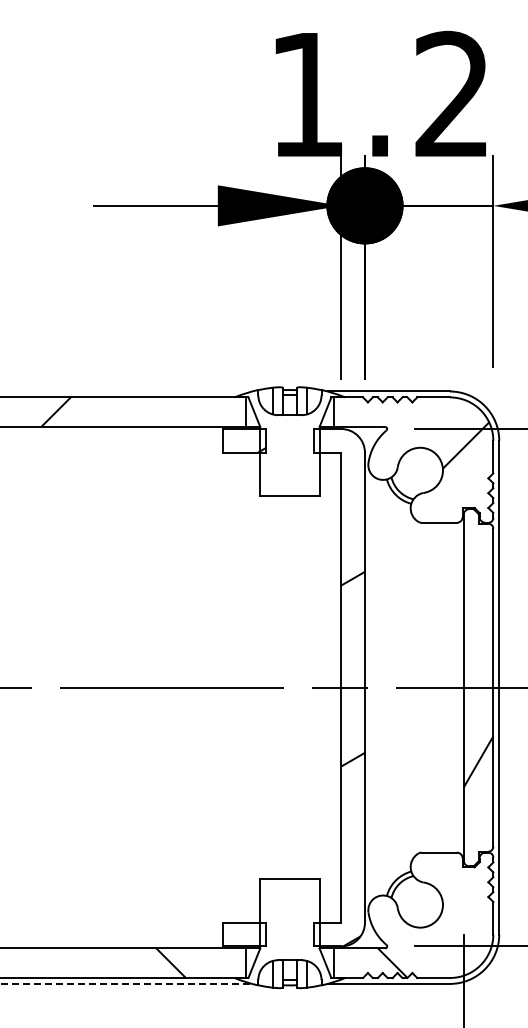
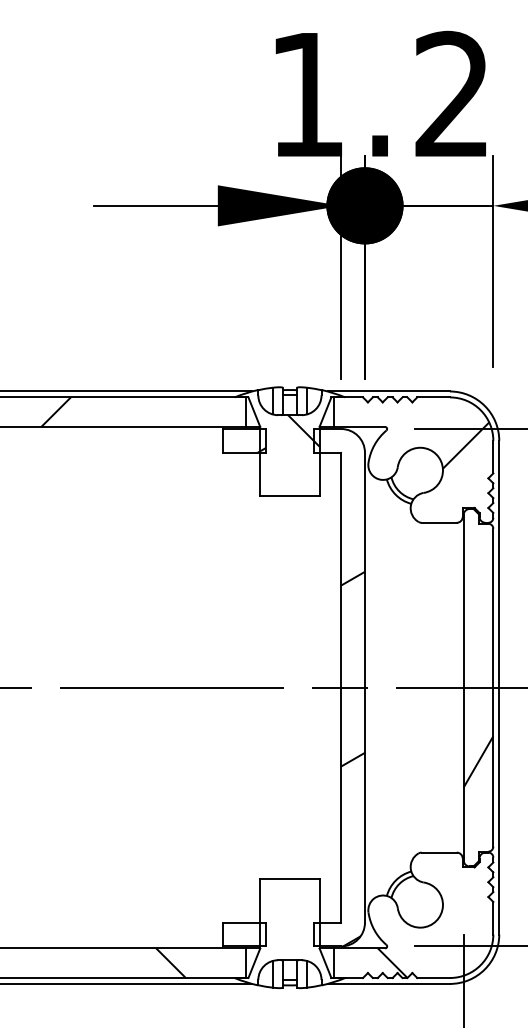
line: none -> present (127, 391)
hatch: none -> present (303, 430)
line: dashed -> solid (126, 983)
